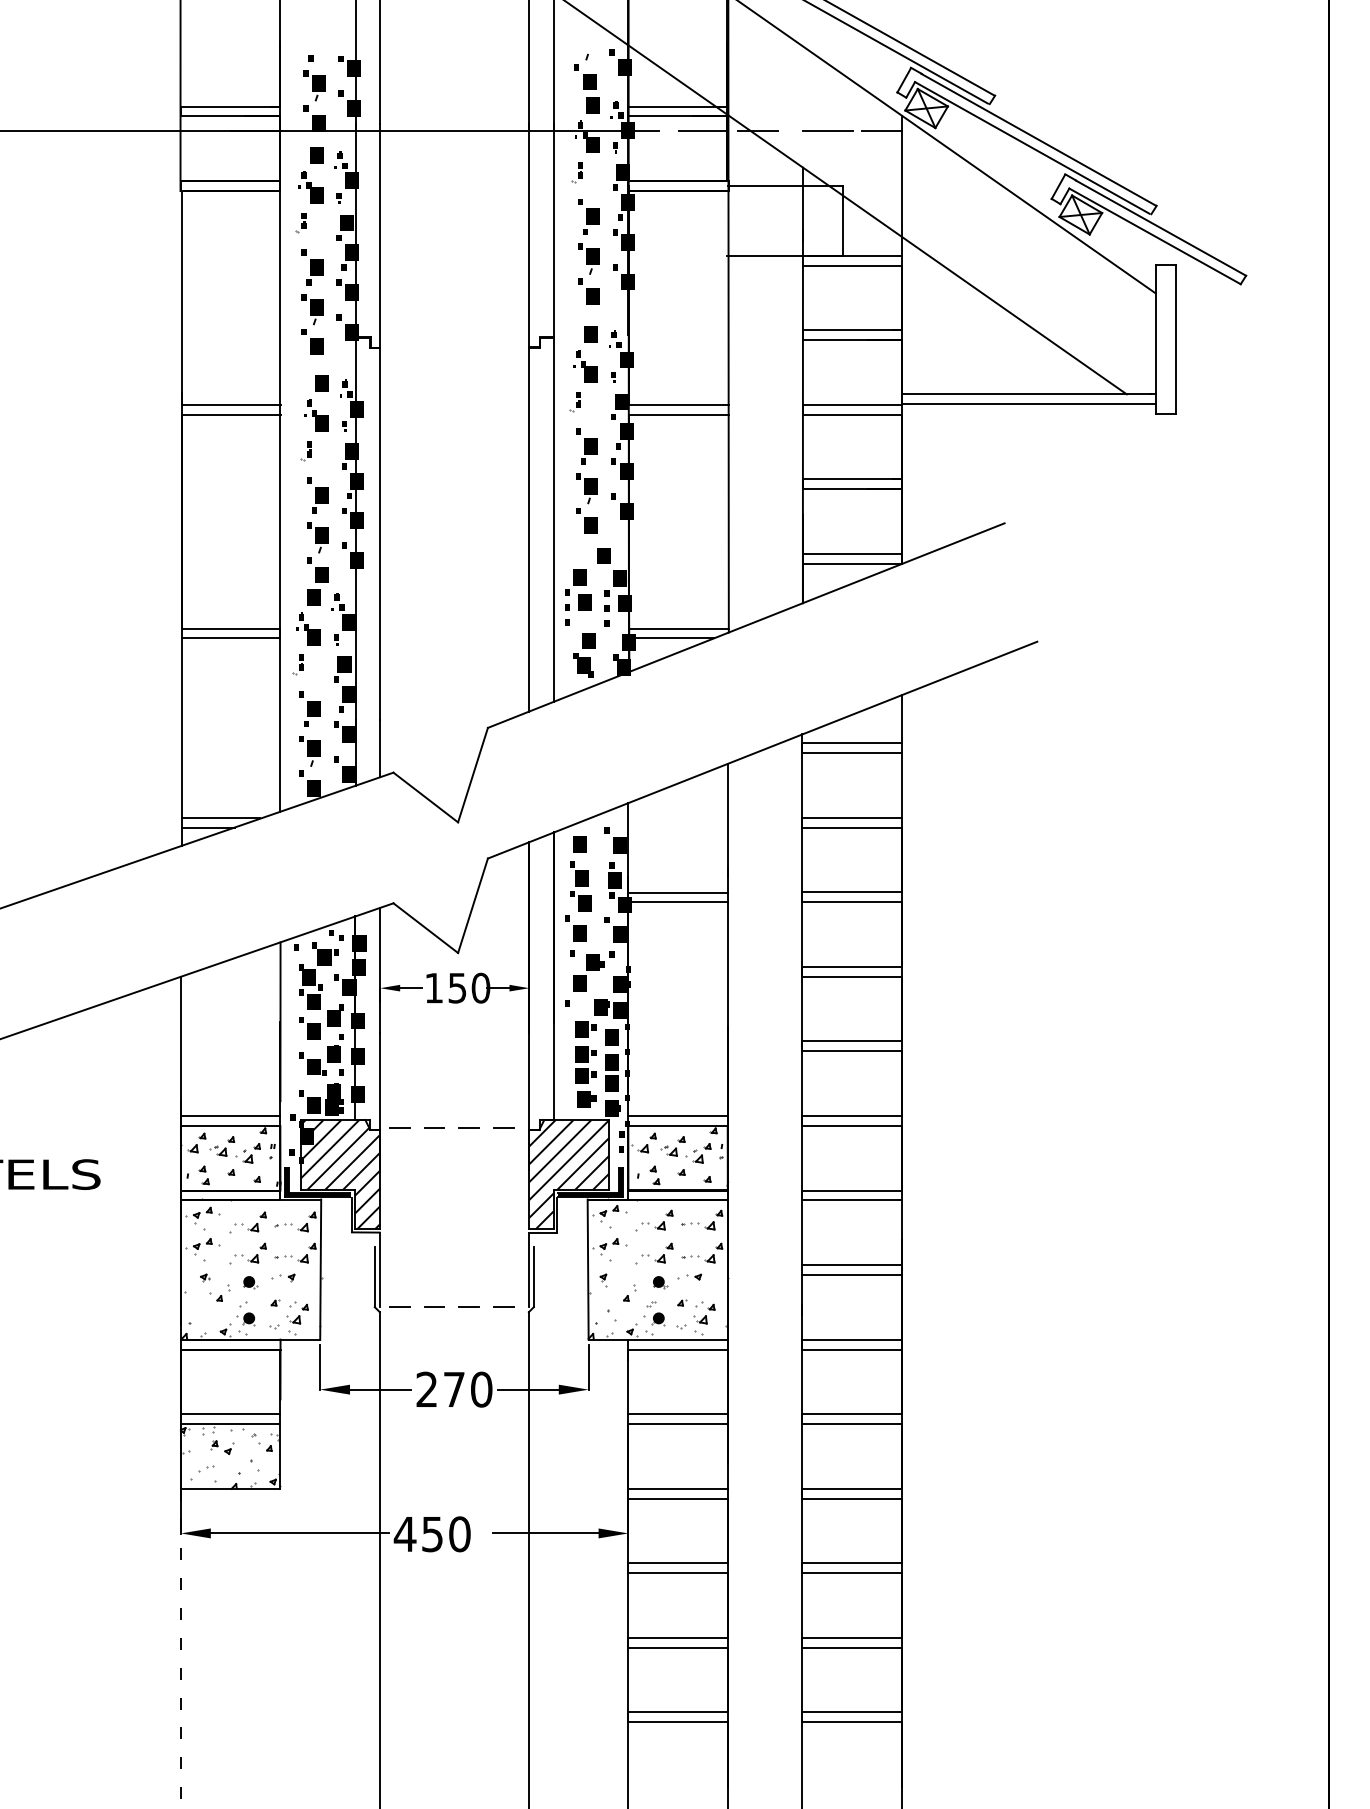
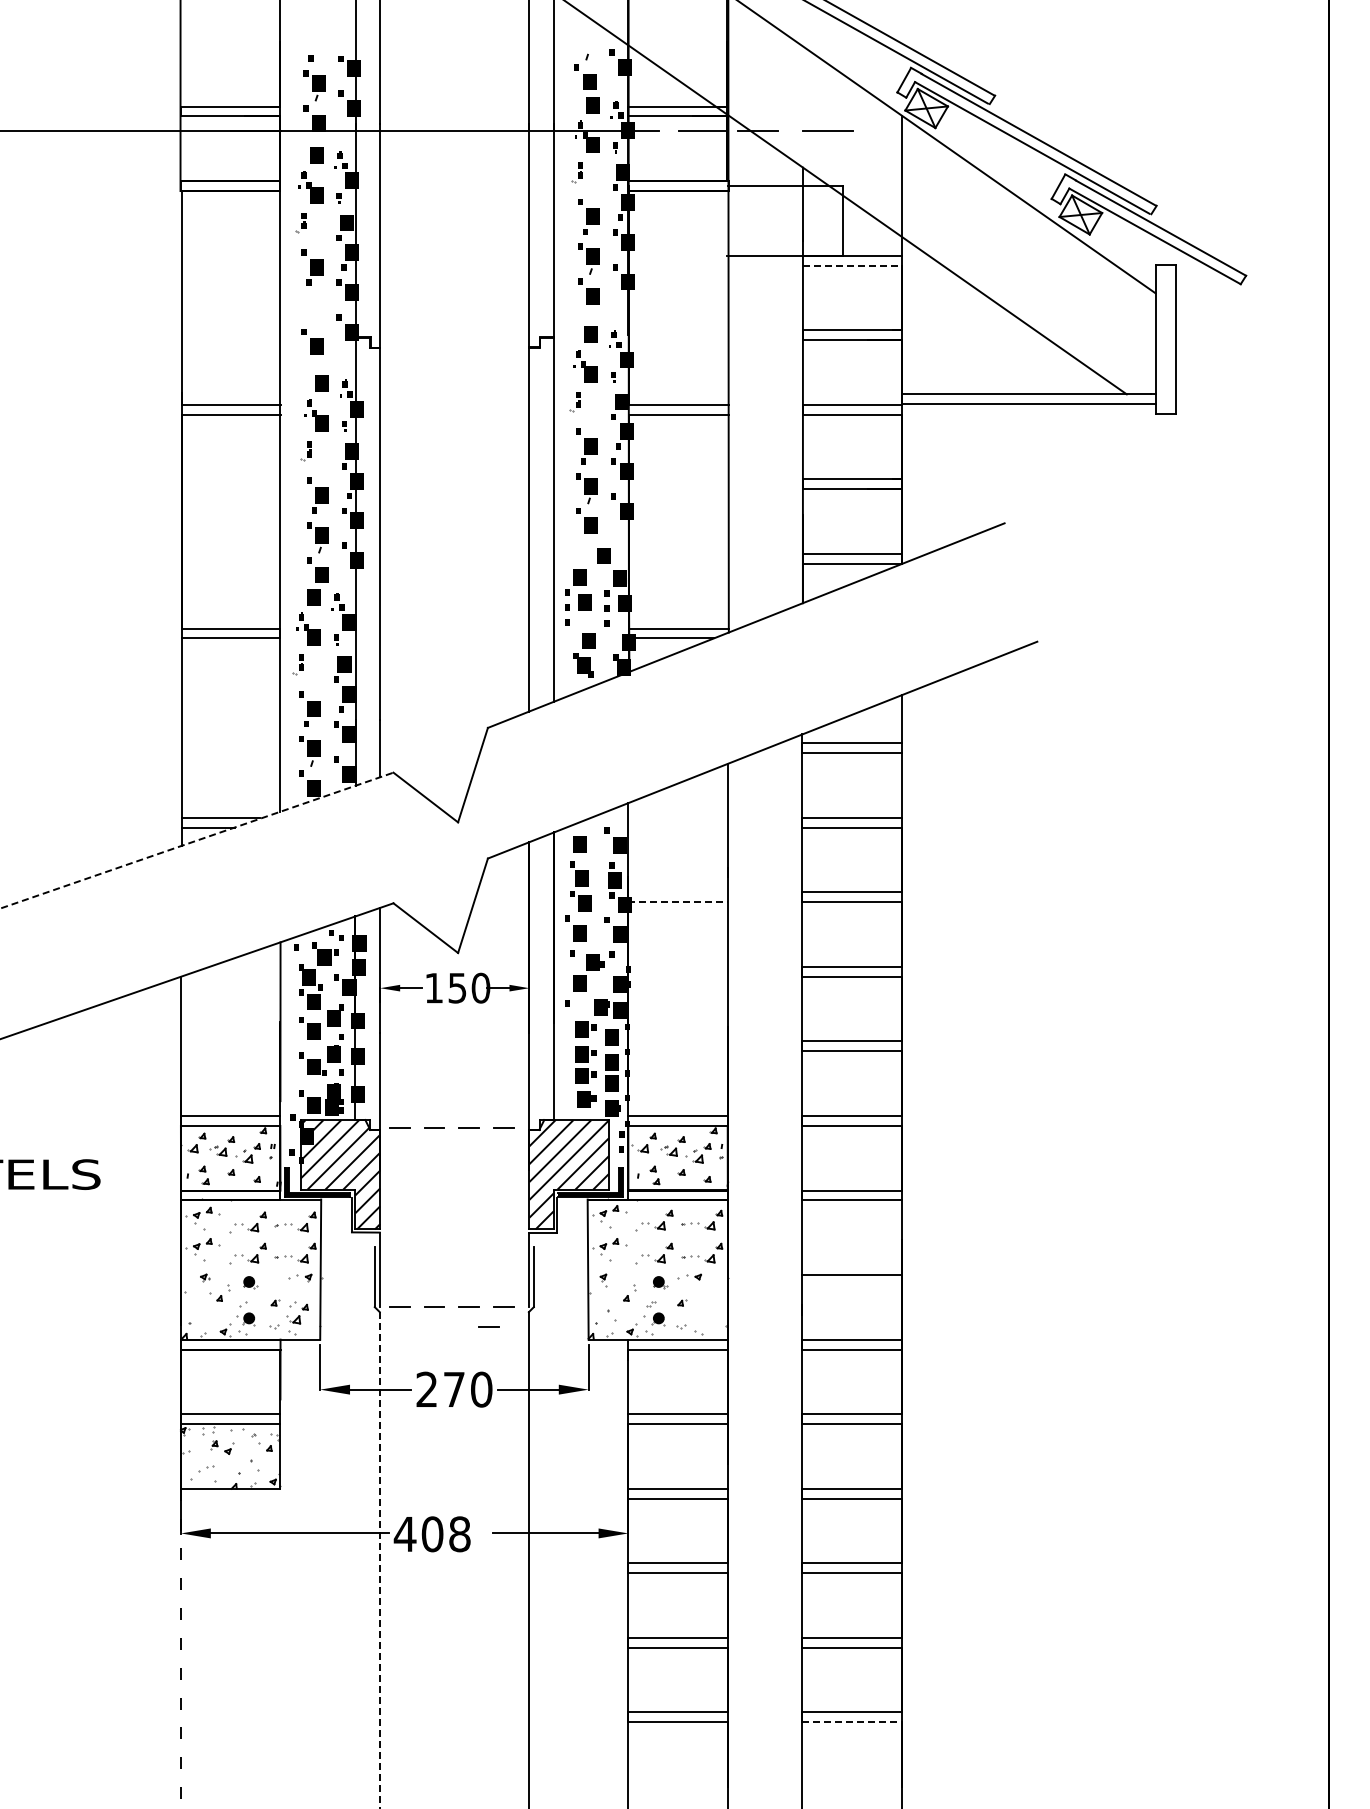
line: present -> none (882, 130)
line: solid -> dashed (852, 265)
part: present -> none (312, 309)
line: solid -> dashed (197, 840)
line: present -> none (677, 893)
line: solid -> dashed (678, 902)
line: present -> none (851, 1265)
part position: (283, 1277) -> (300, 1277) (300, 1277)
part: present -> none (704, 1312)
line: none -> present (488, 1326)
text: 450 -> 408 (445, 1534)
line: solid -> dashed (379, 1561)
line: solid -> dashed (852, 1722)
